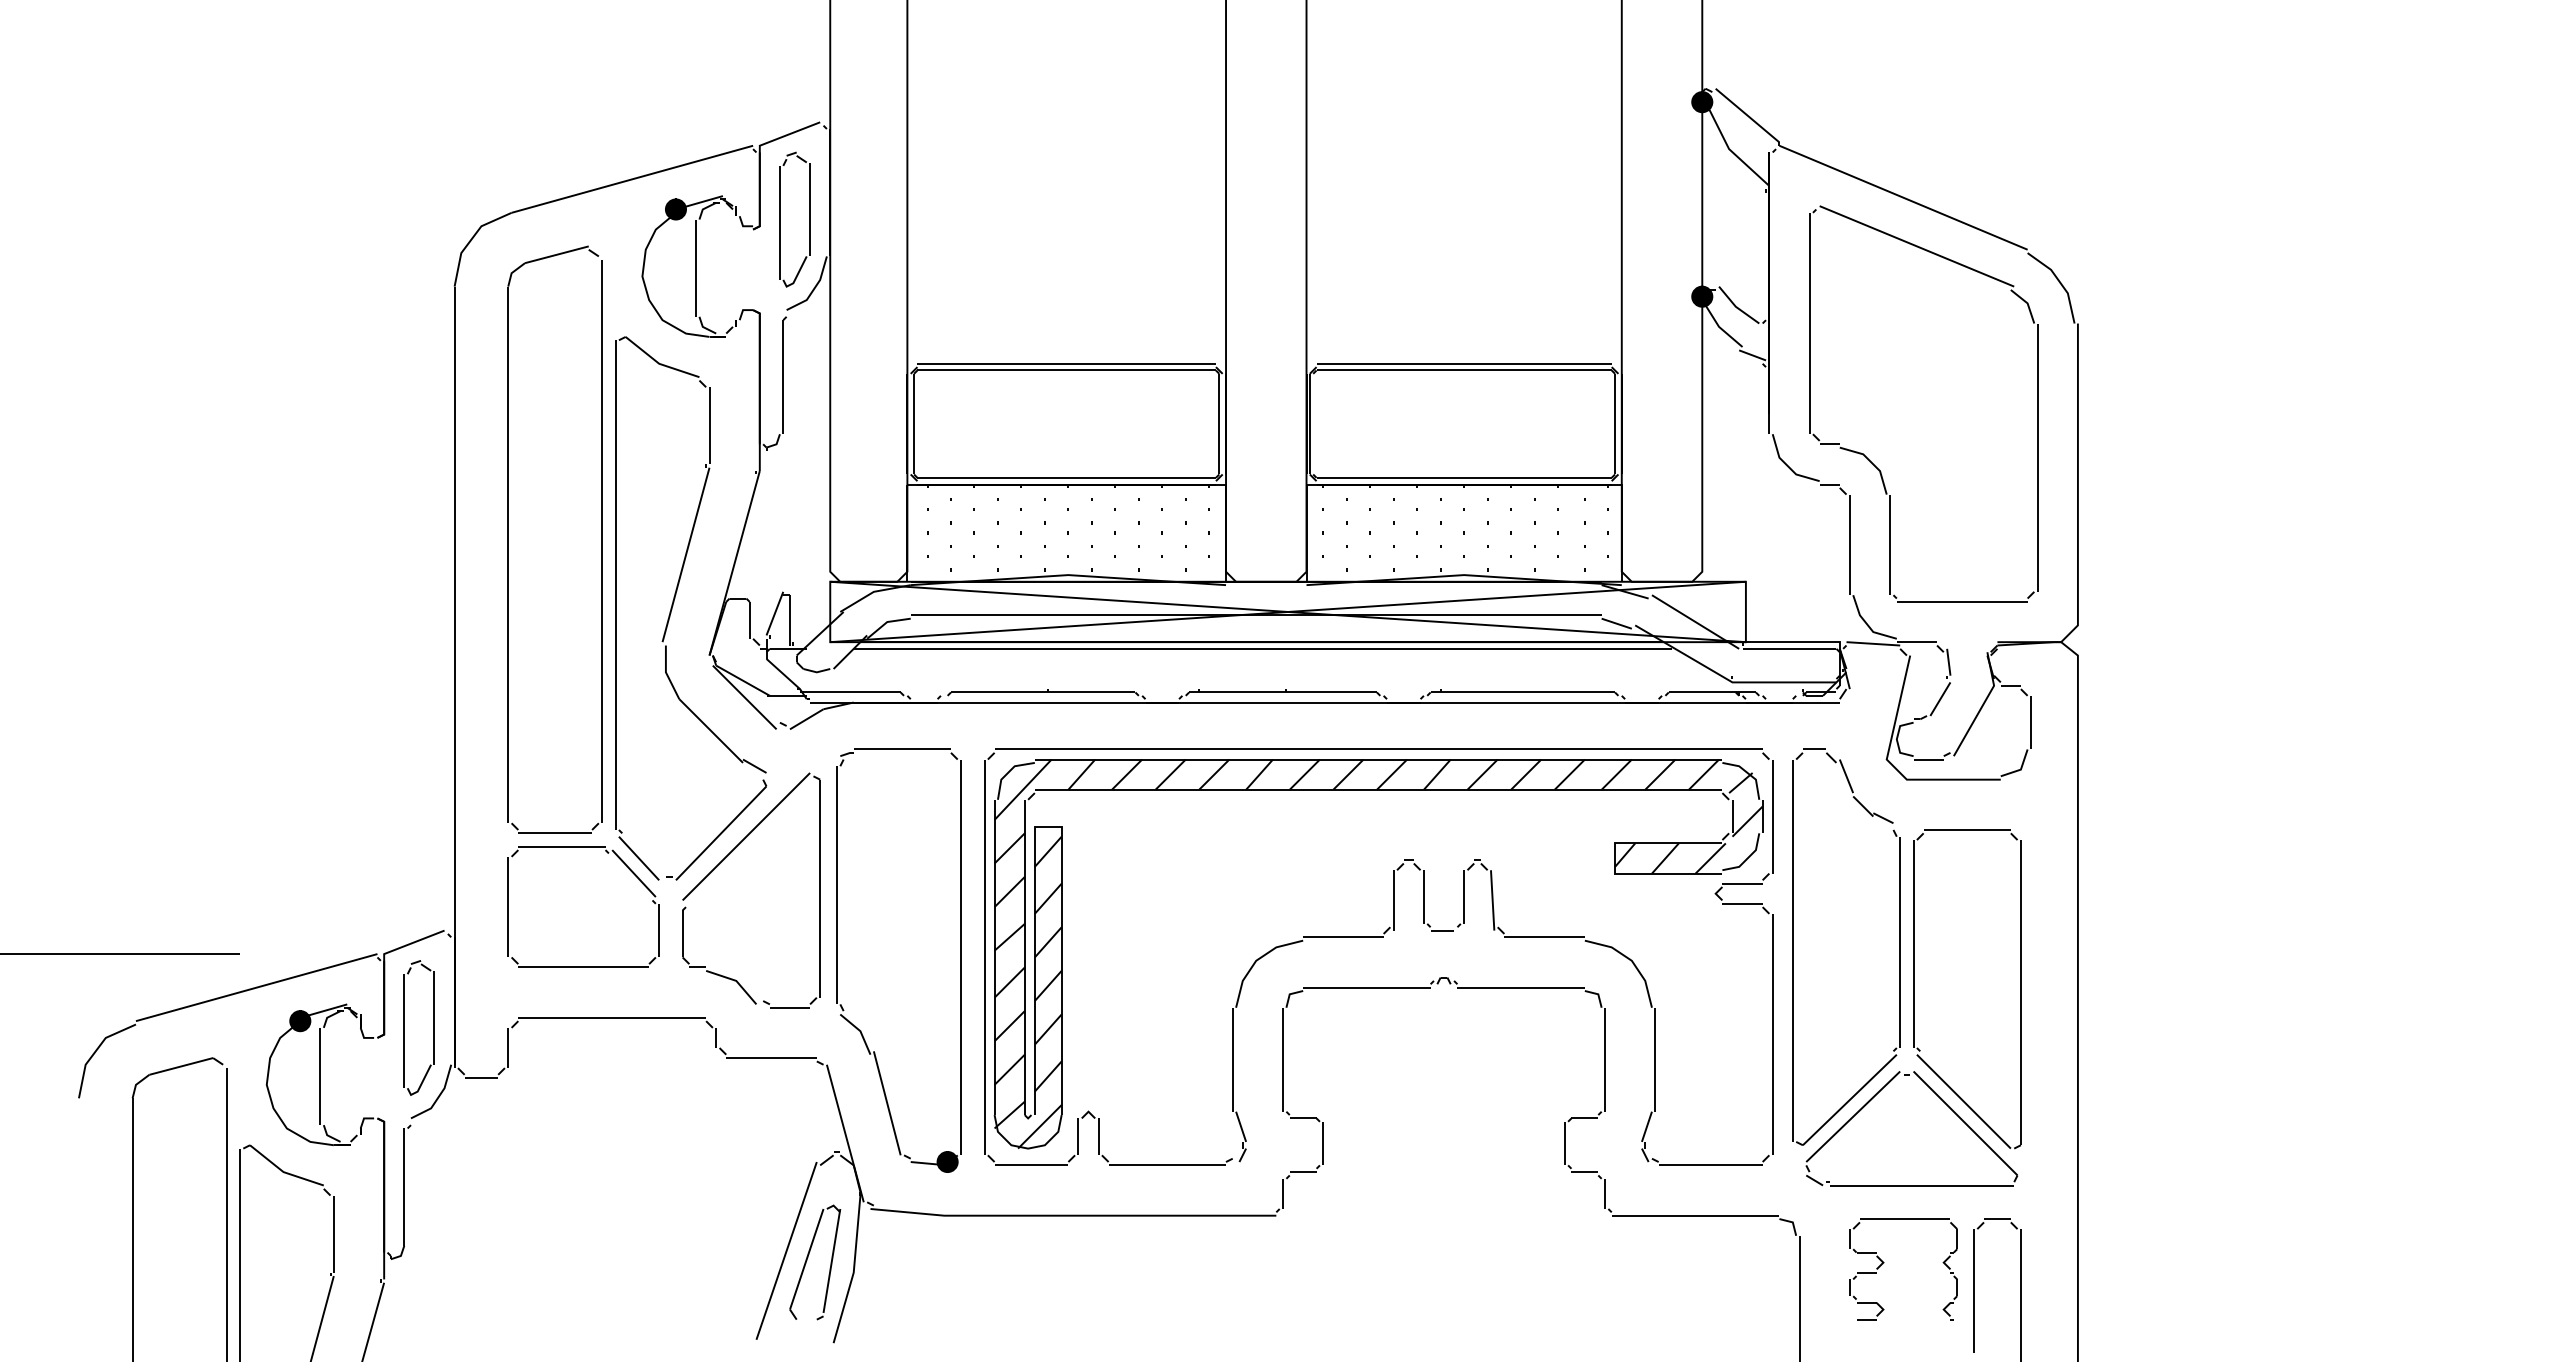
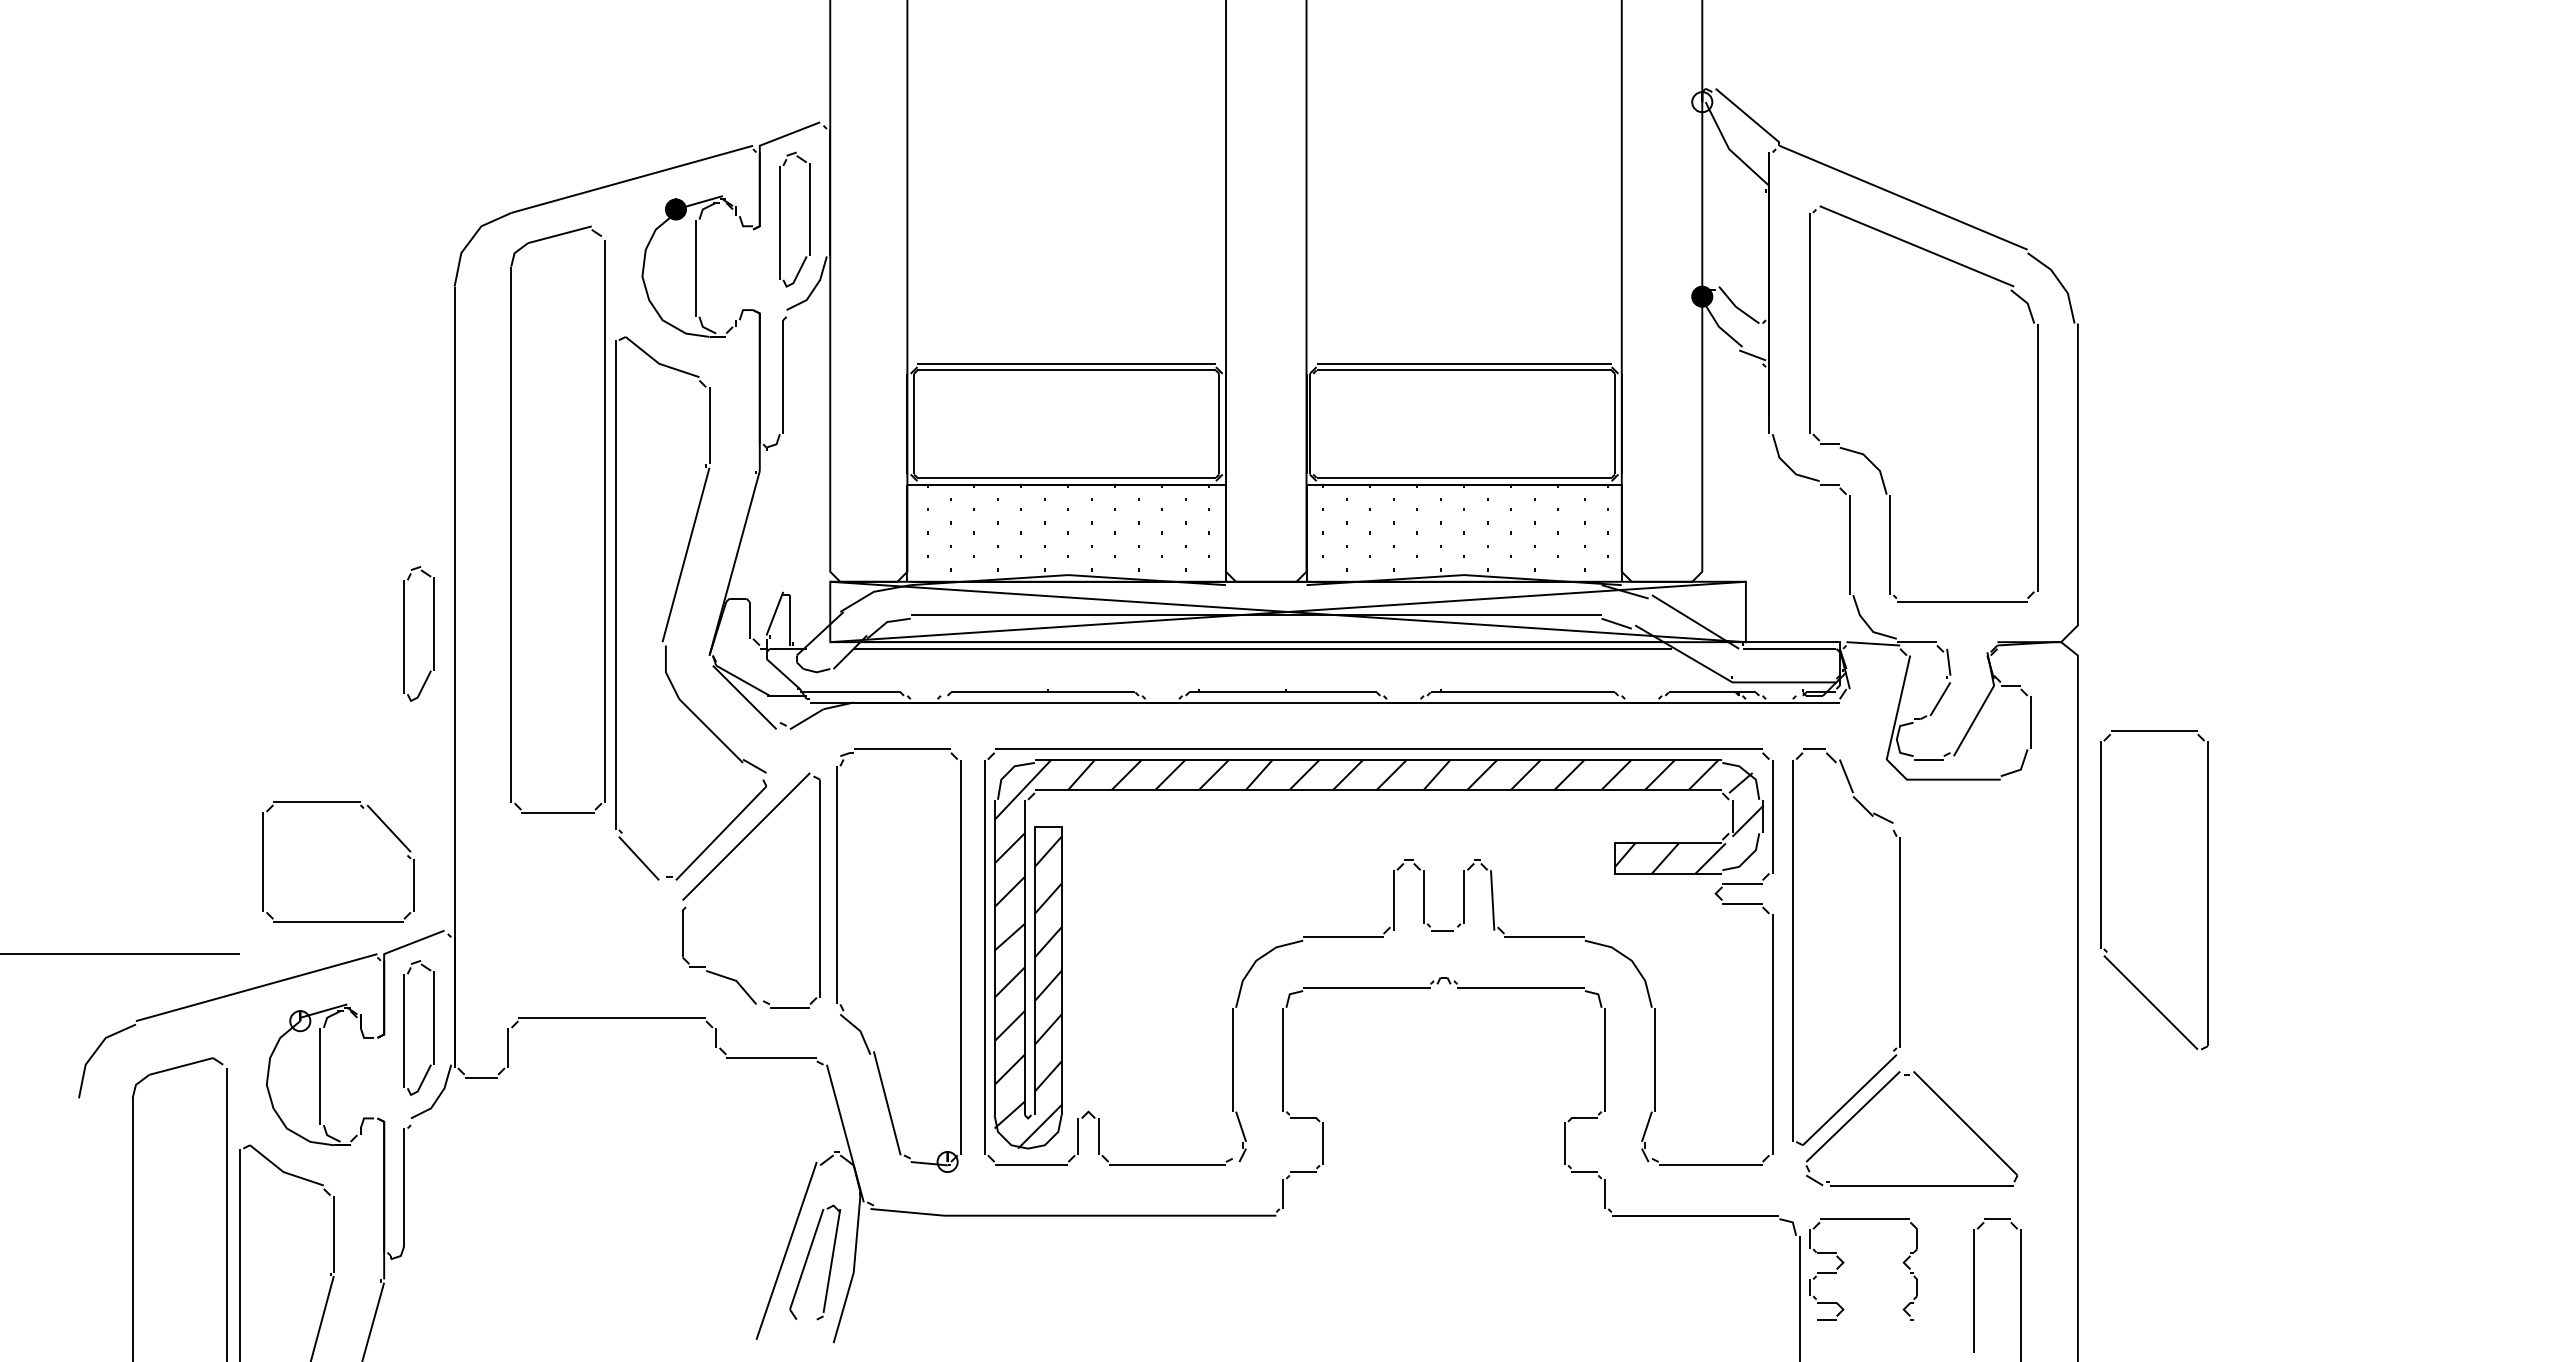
fill: present -> none (1702, 102)
part position: (508, 539) -> (511, 519) (511, 519)
part: none -> present (404, 633)
part position: (607, 853) -> (362, 808) (362, 808)
part position: (1914, 989) -> (2101, 890) (2101, 890)
fill: present -> none (300, 1021)
fill: present -> none (947, 1161)
part position: (1884, 1262) -> (1844, 1262) (1844, 1262)
